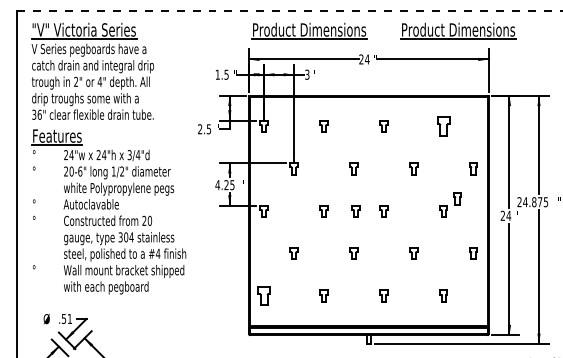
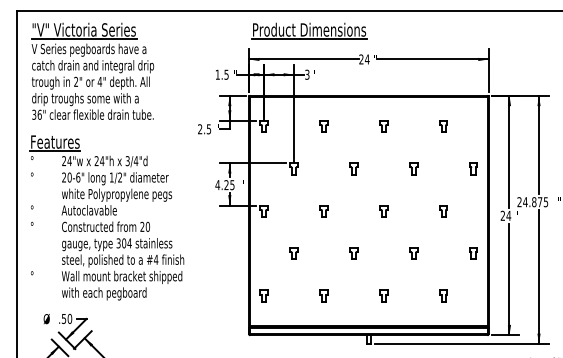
line: dashed -> solid (289, 10)
part: present -> none (458, 30)
part size: 14x21 px -> 9x13 px (443, 126)
part: present -> none (457, 198)
part position: (108, 211) -> (106, 217) (106, 217)
part: present -> none (355, 211)
part size: 14x20 px -> 10x14 px (263, 295)
text: .51 -> .50 (69, 318)
